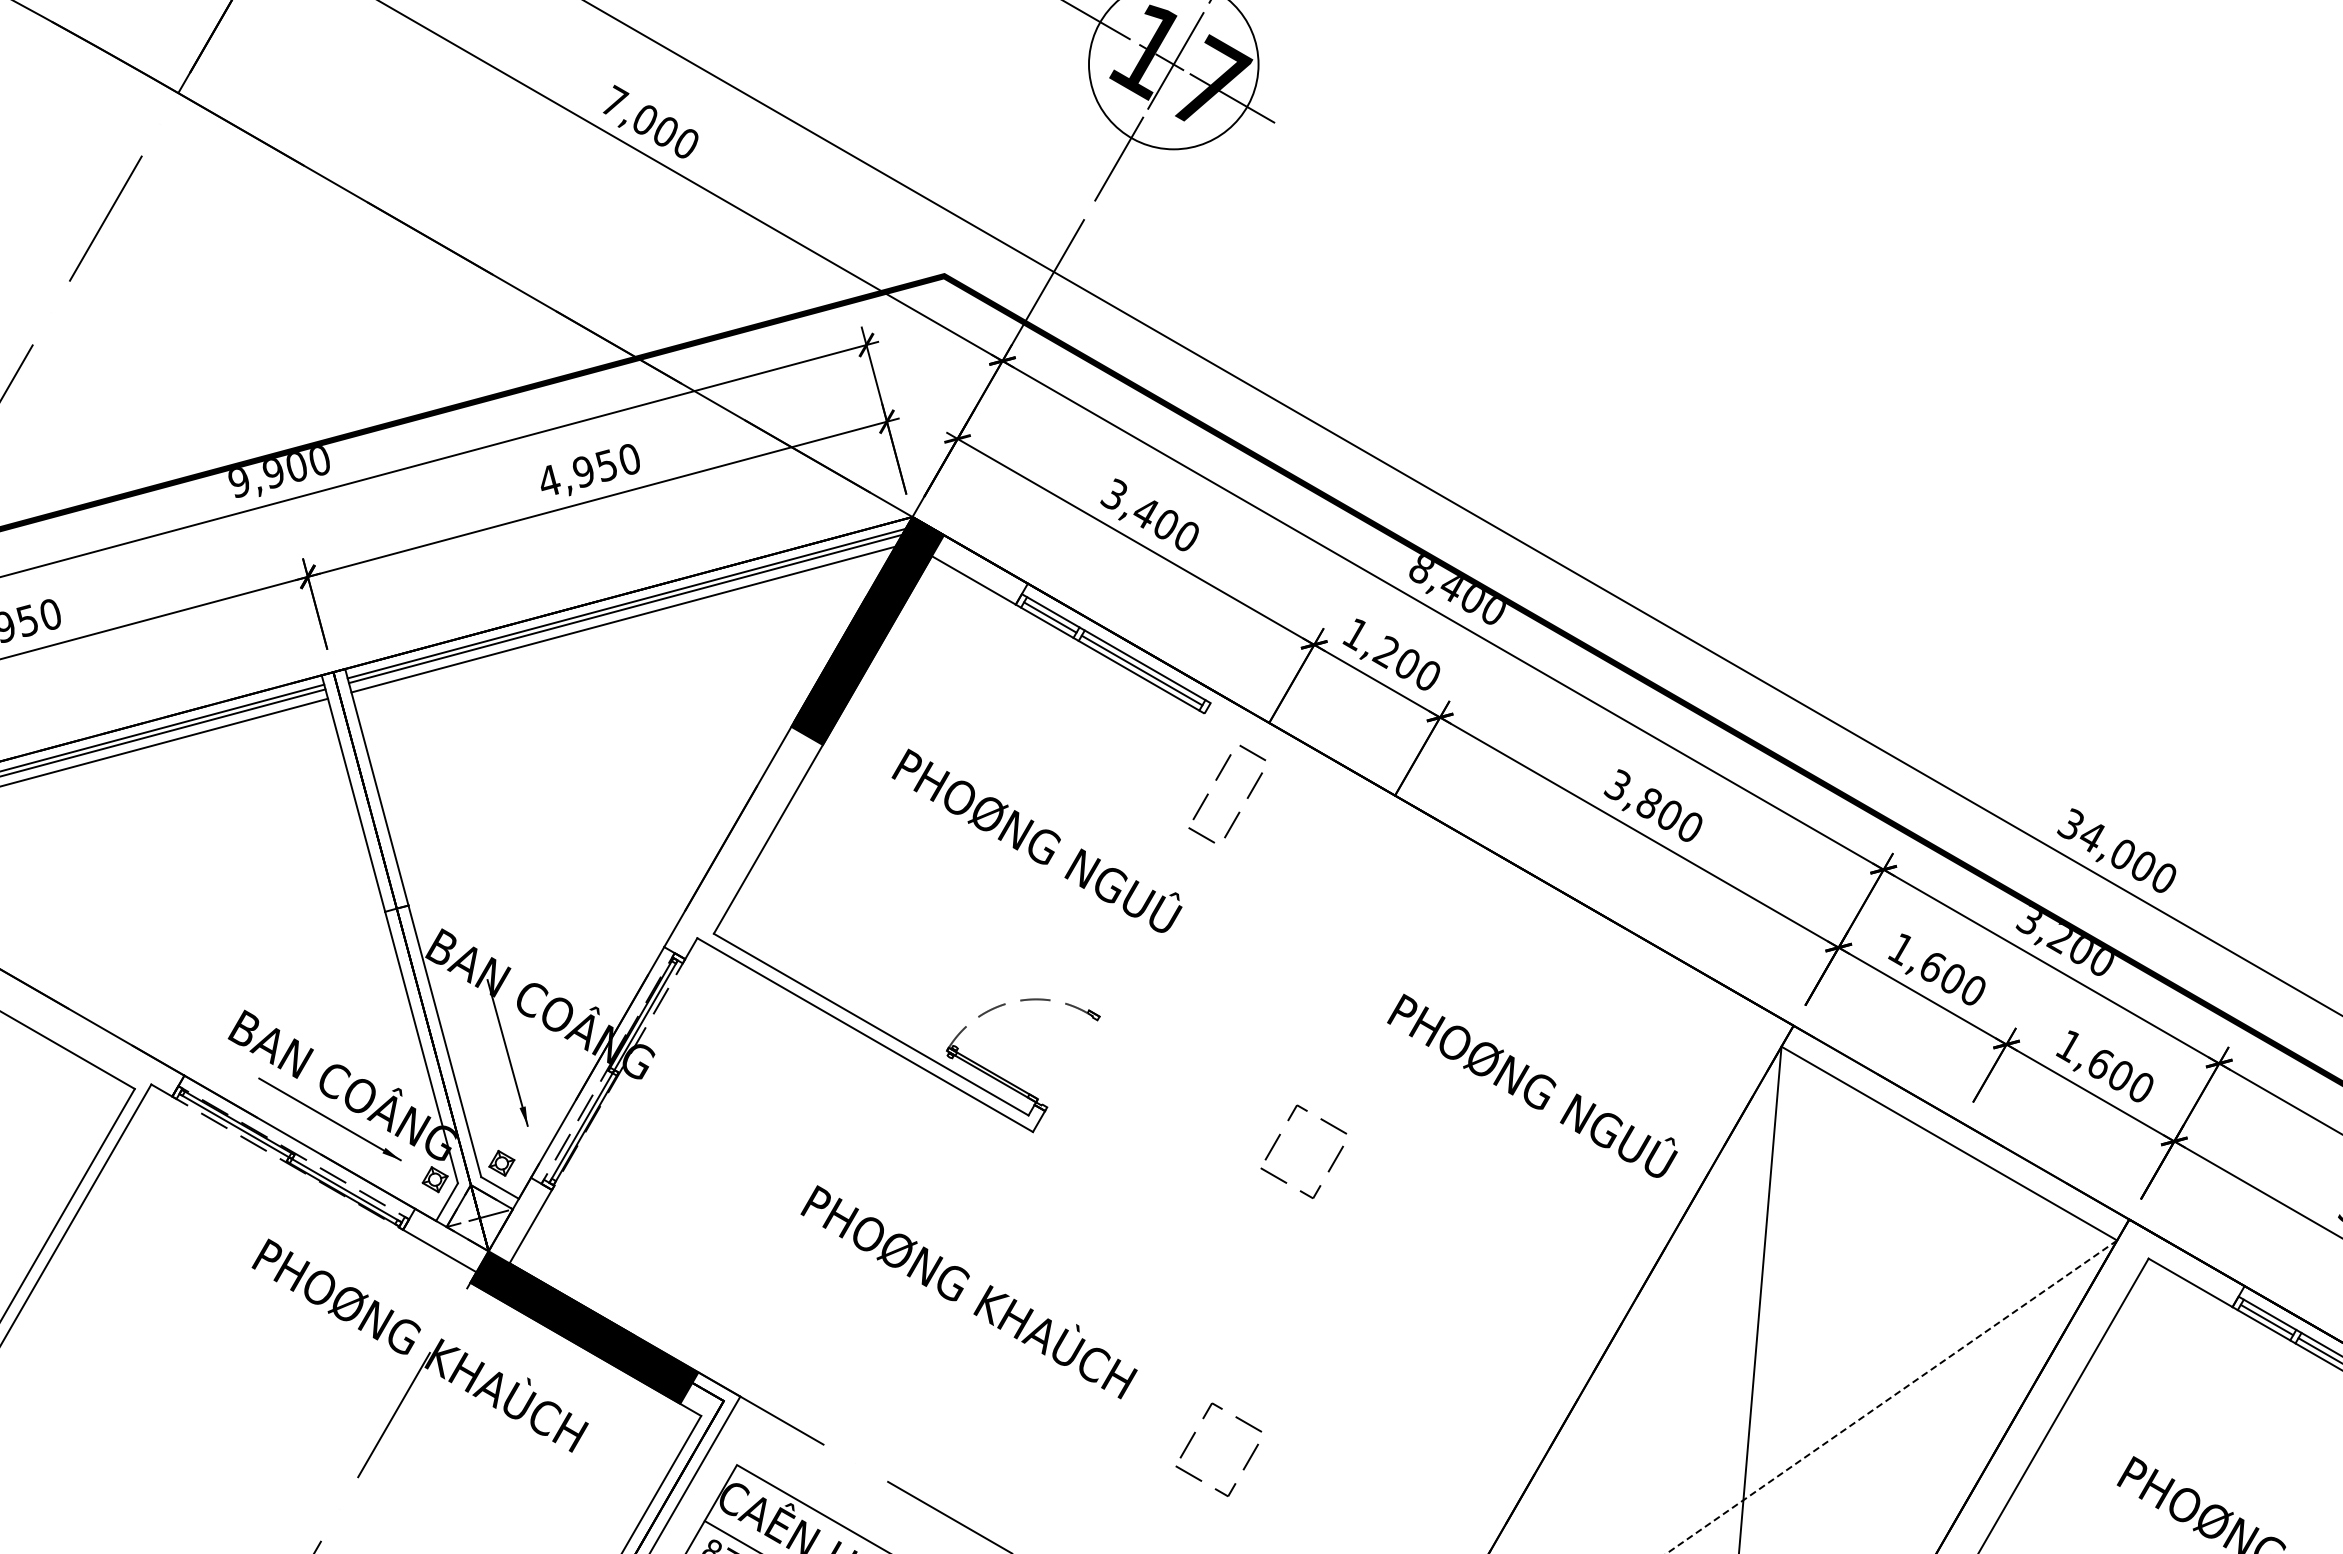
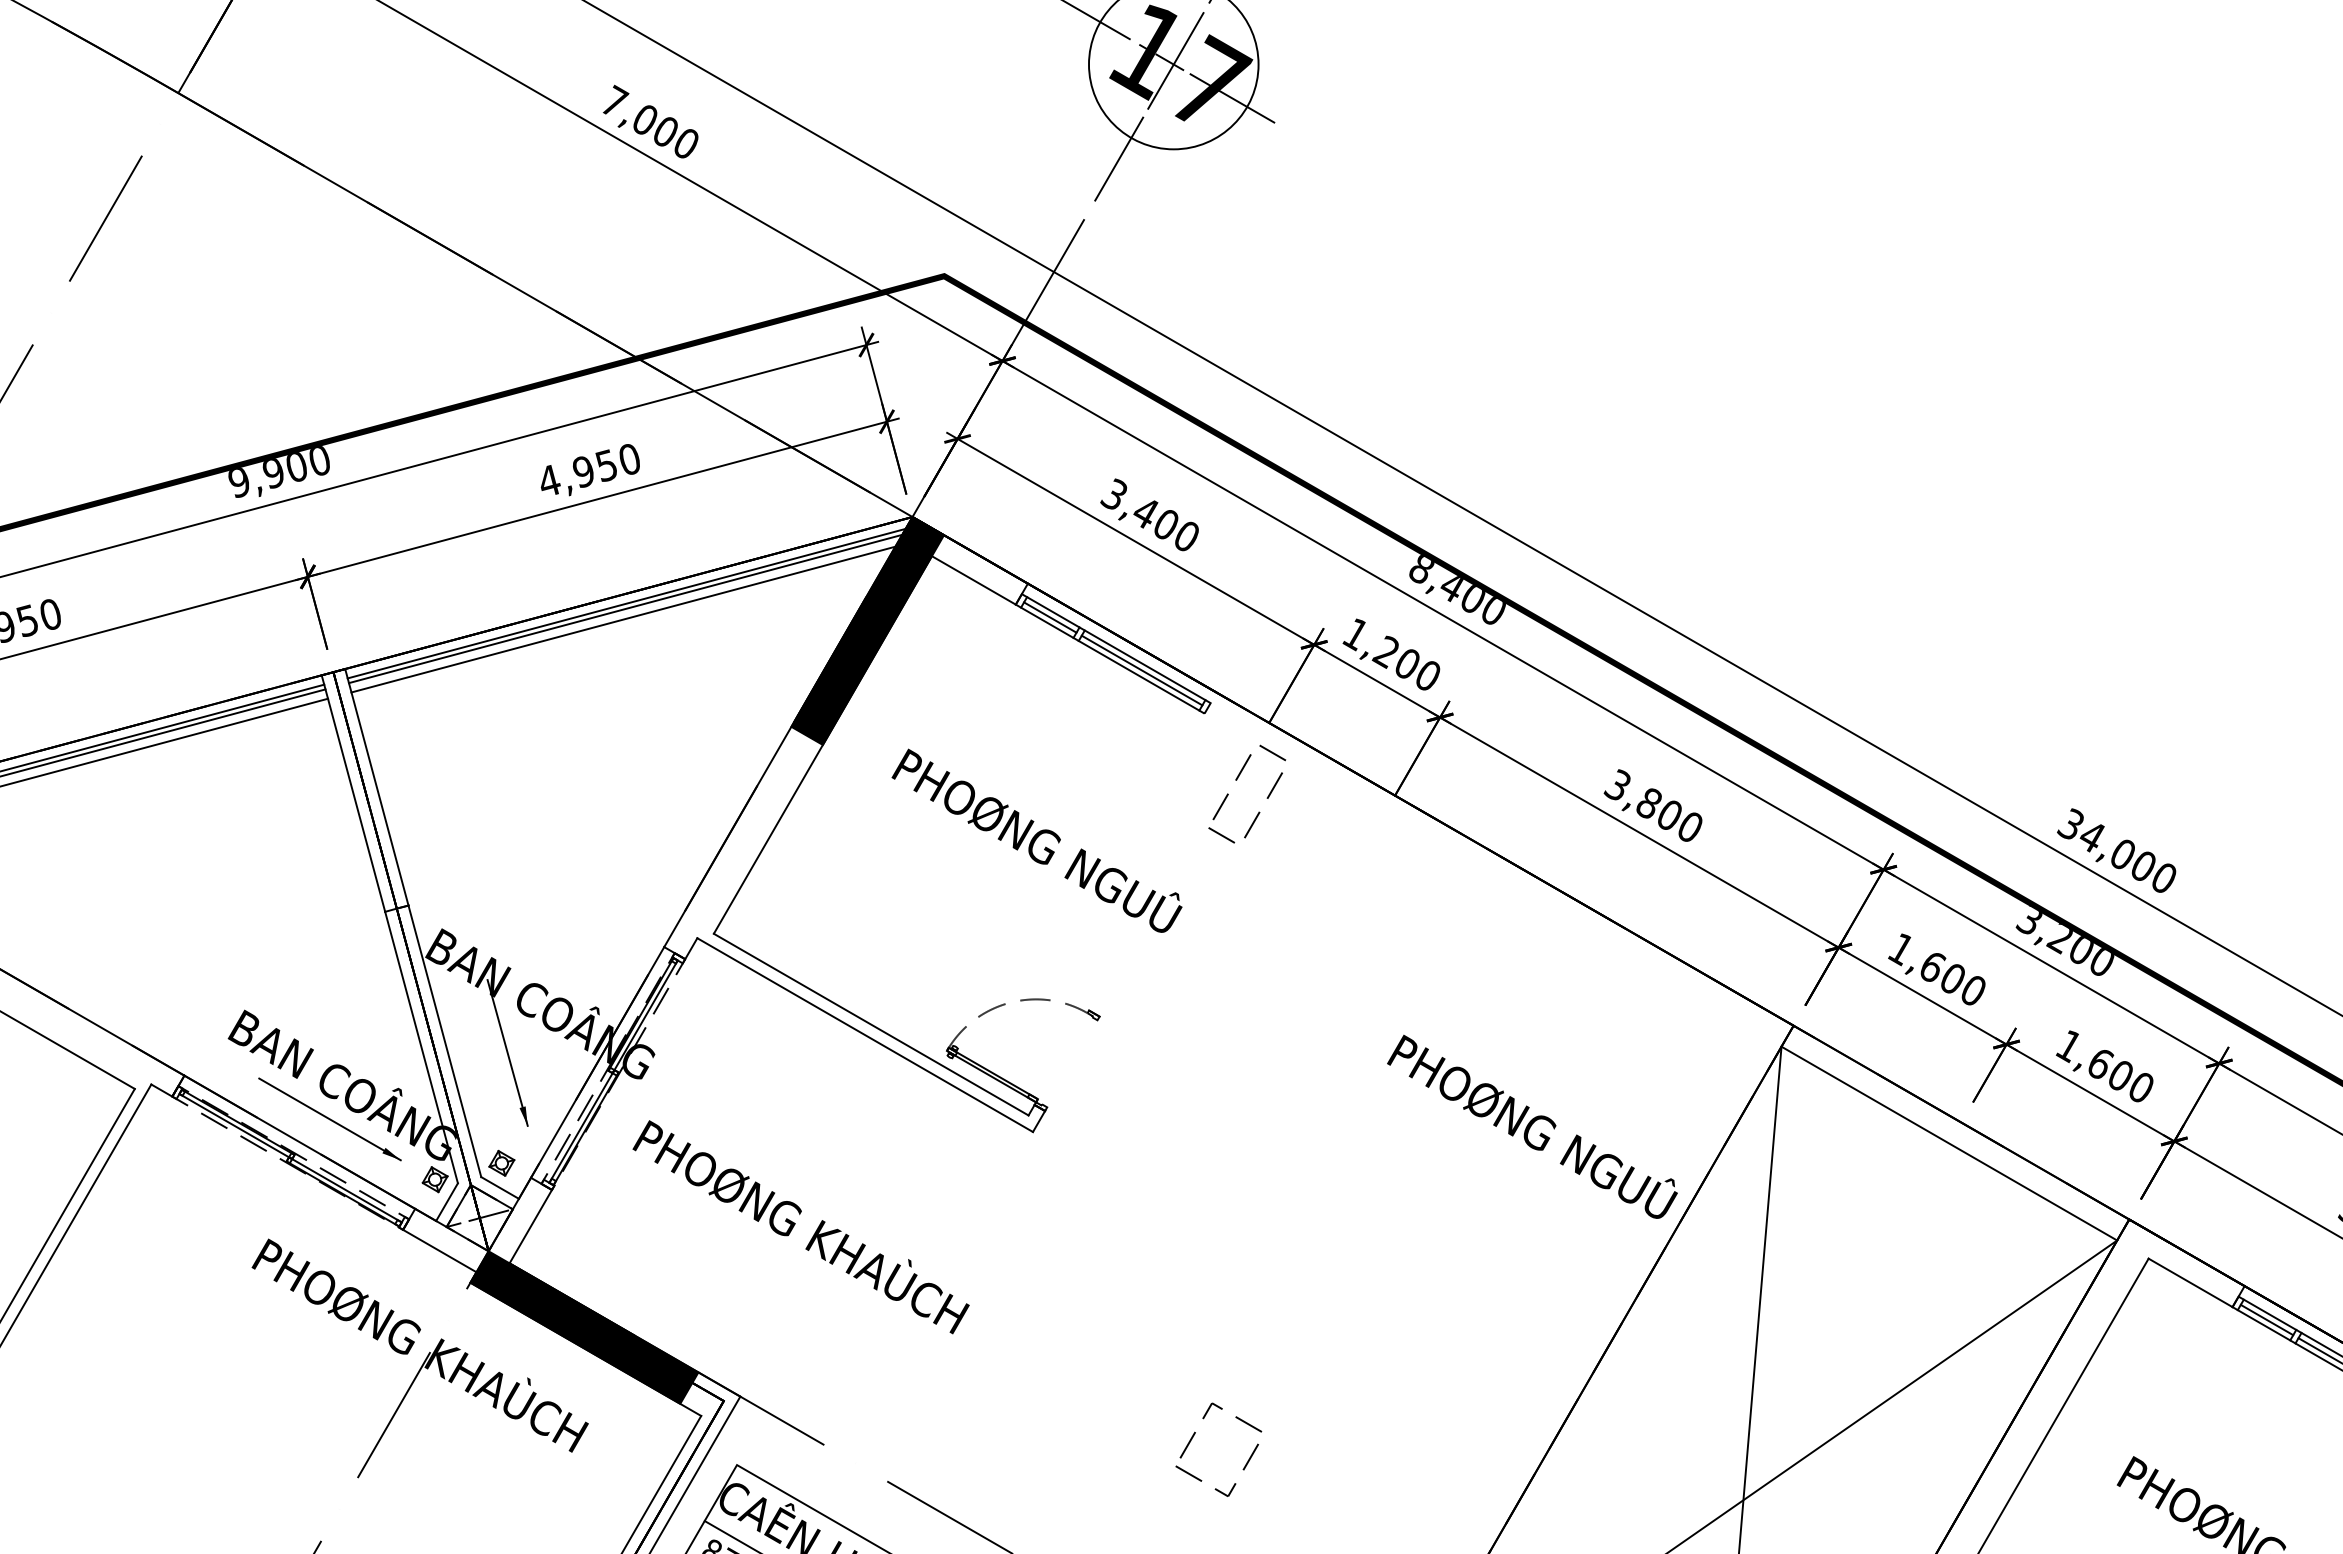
part position: (1216, 780) -> (1236, 780) (1236, 780)
text position: (1532, 1085) -> (1532, 1126) (1532, 1126)
part: present -> none (1280, 1136)
text position: (968, 1292) -> (800, 1227) (800, 1227)
line: dashed -> solid (1891, 1397)
